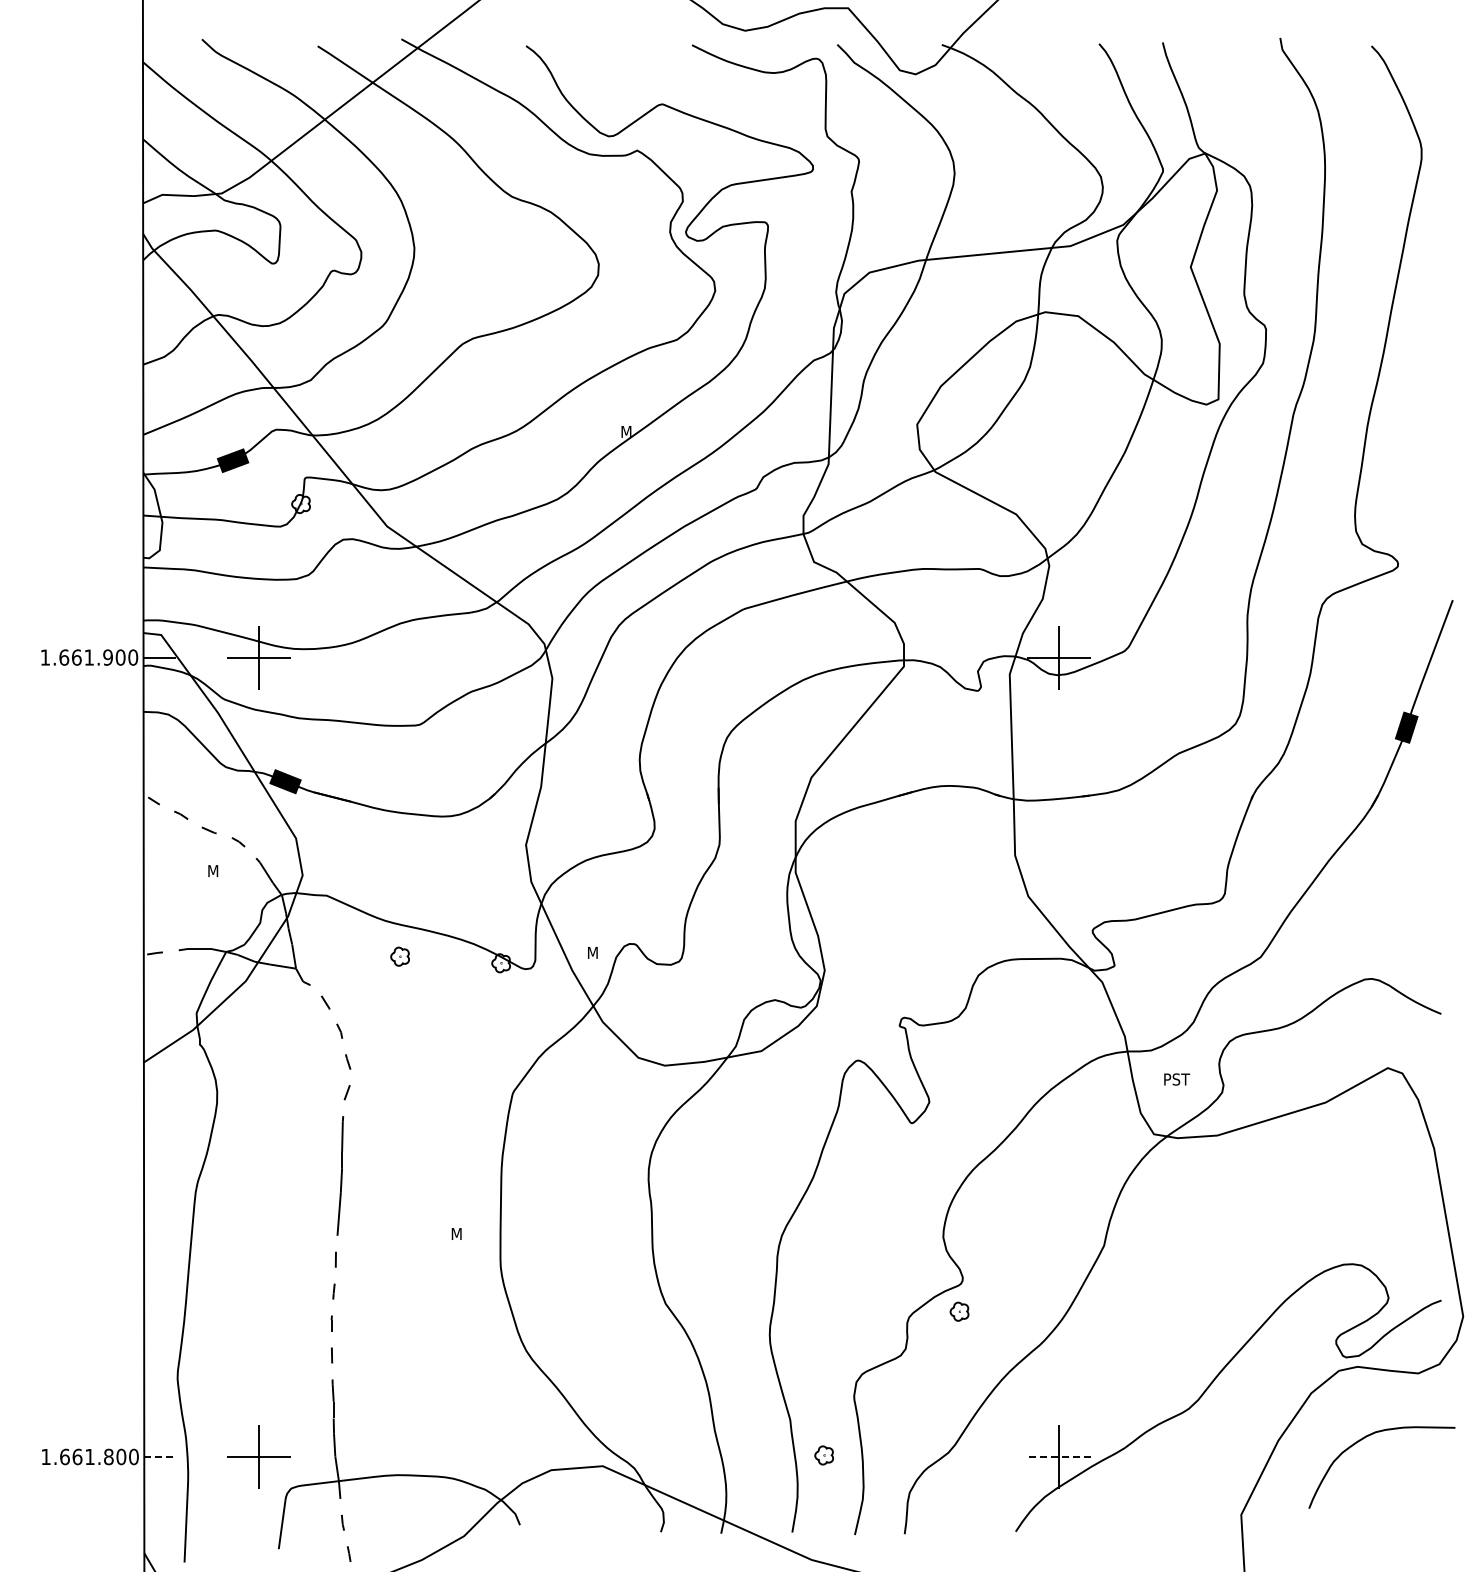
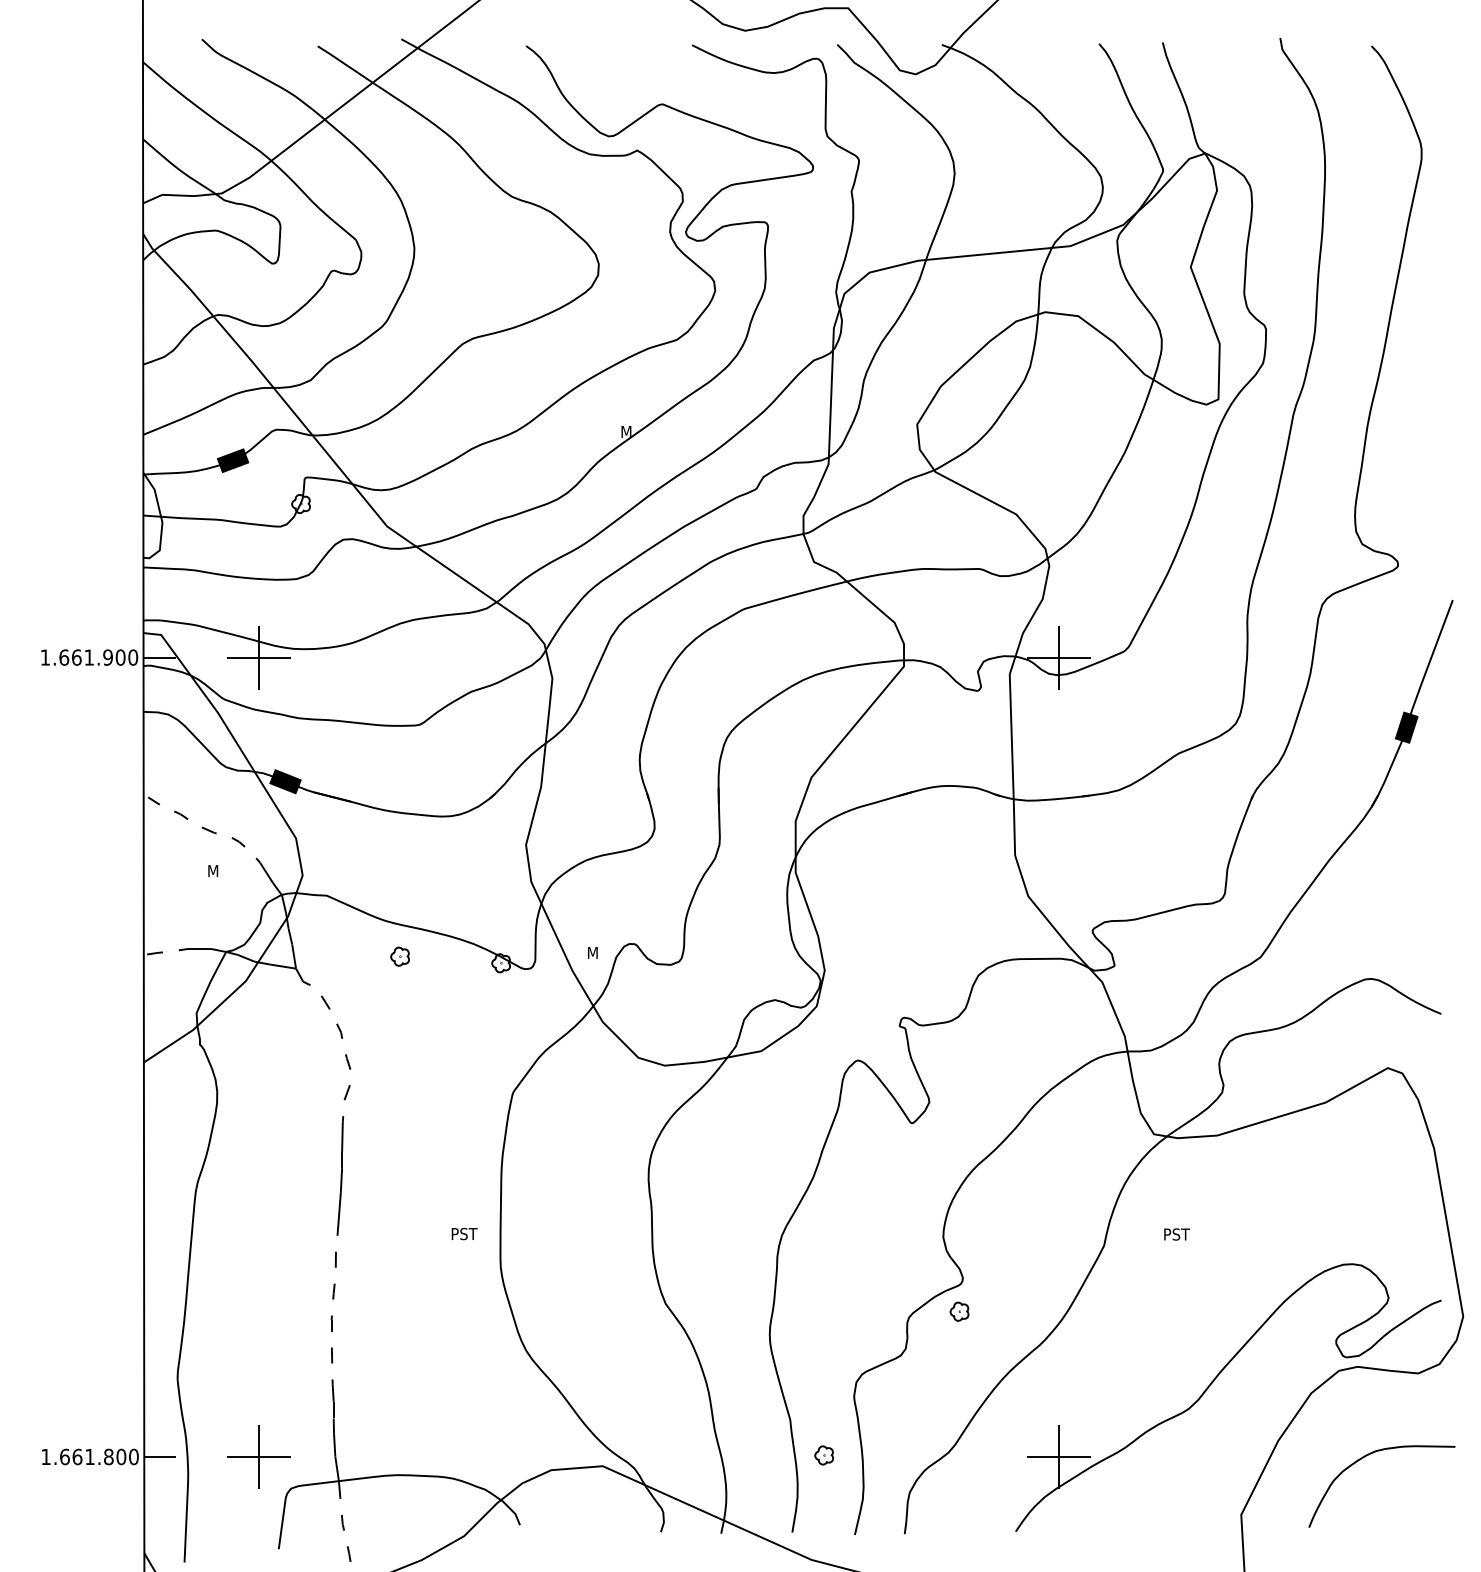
text position: (1177, 1079) -> (1177, 1234) (1177, 1234)
text: M -> PST (465, 1233)
curve position: (1365, 1438) -> (1365, 1457) (1365, 1457)
line: dashed -> solid (160, 1457)
line: dashed -> solid (1058, 1457)
